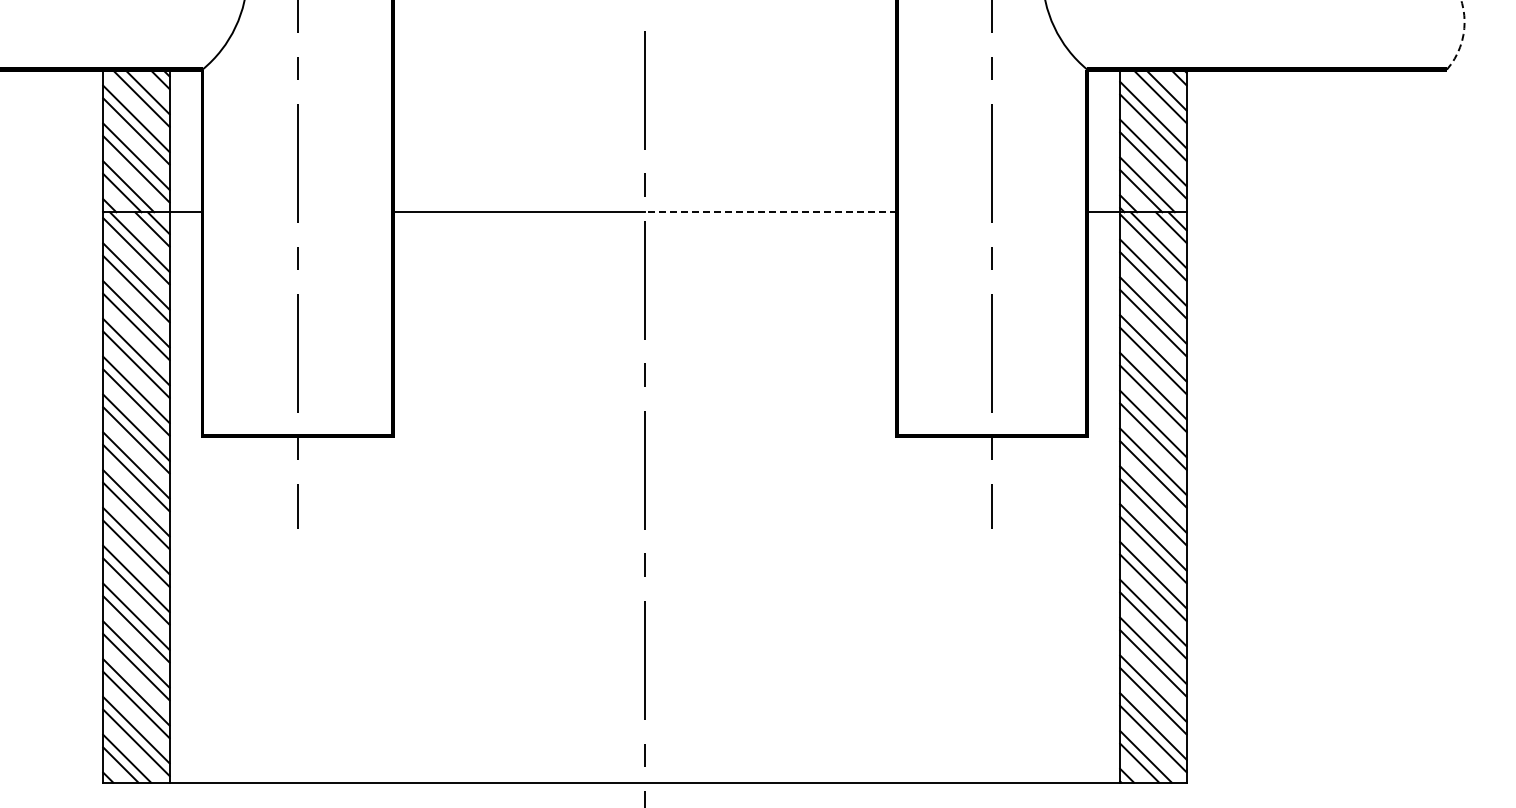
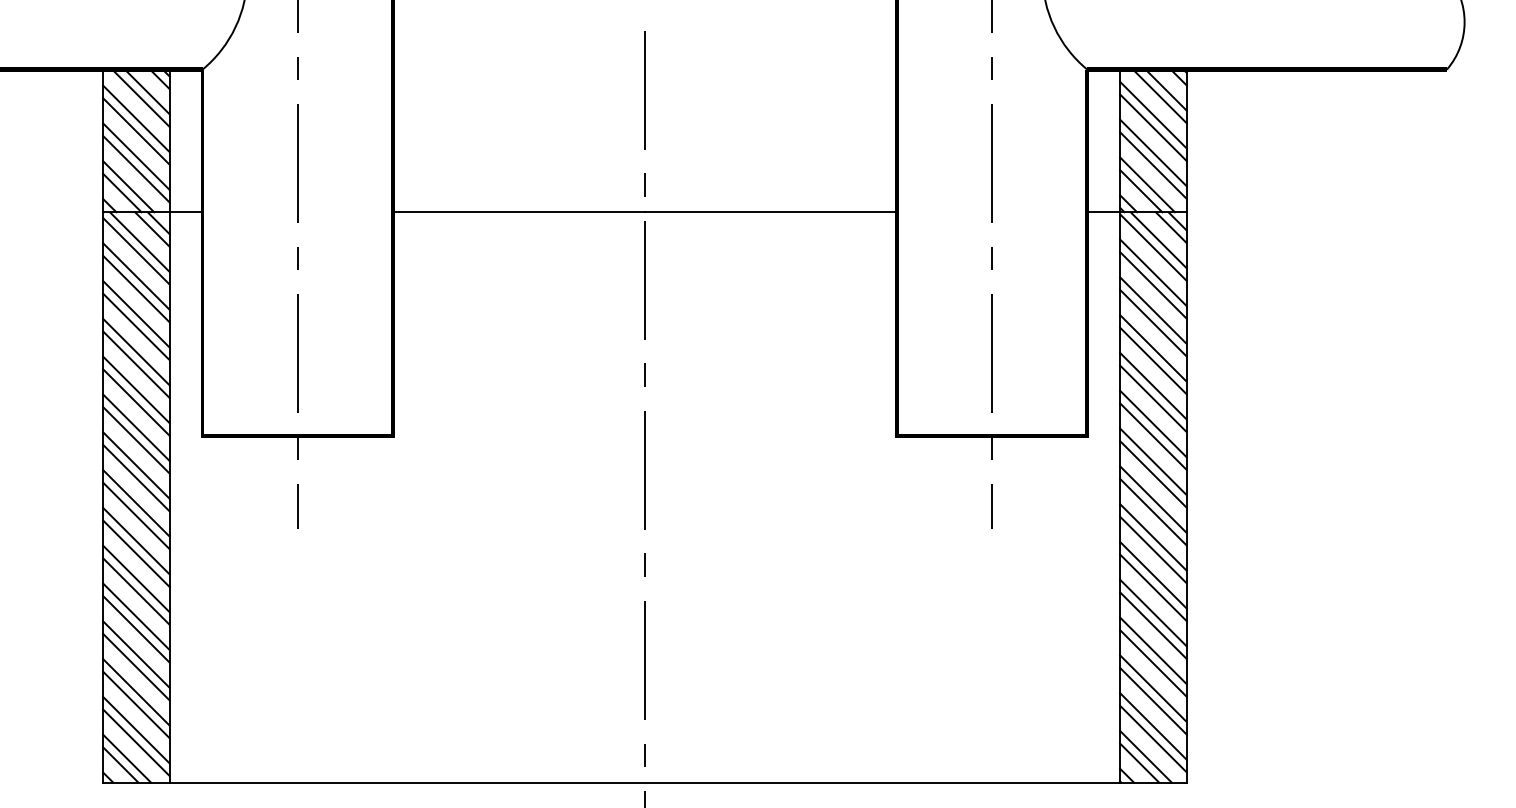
arc: dashed -> solid (1463, 35)
line: dashed -> solid (770, 212)
